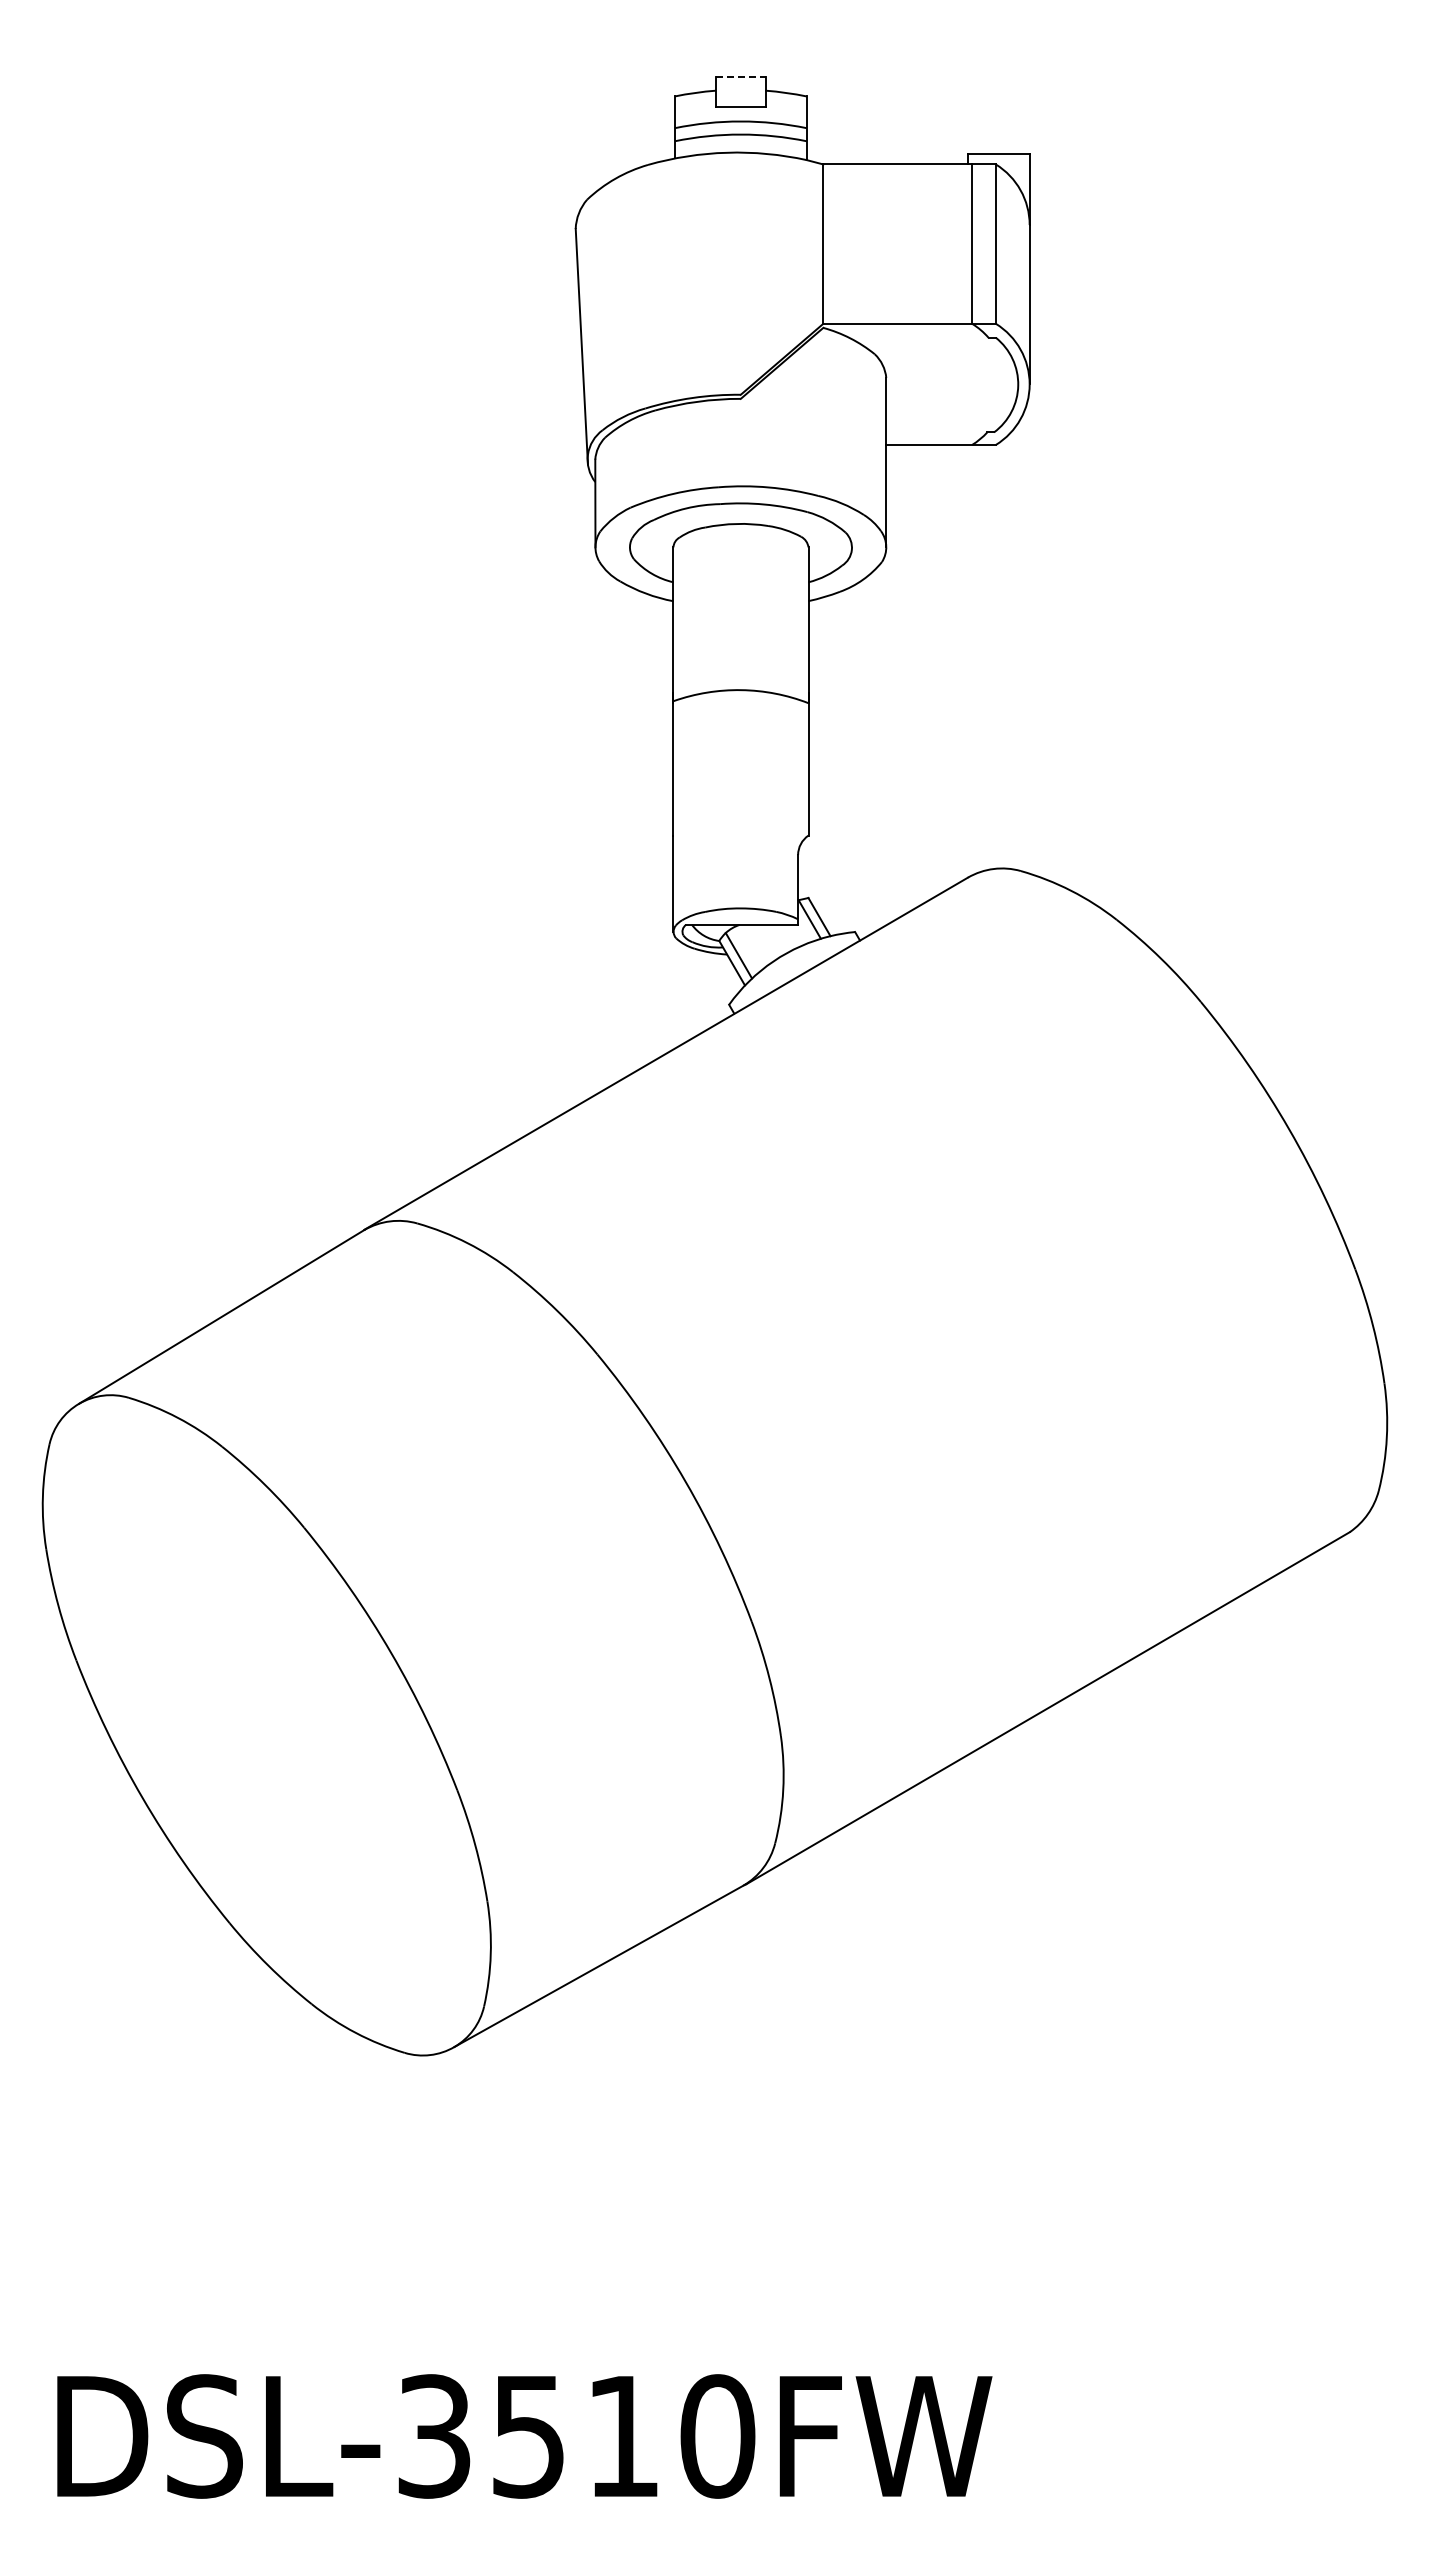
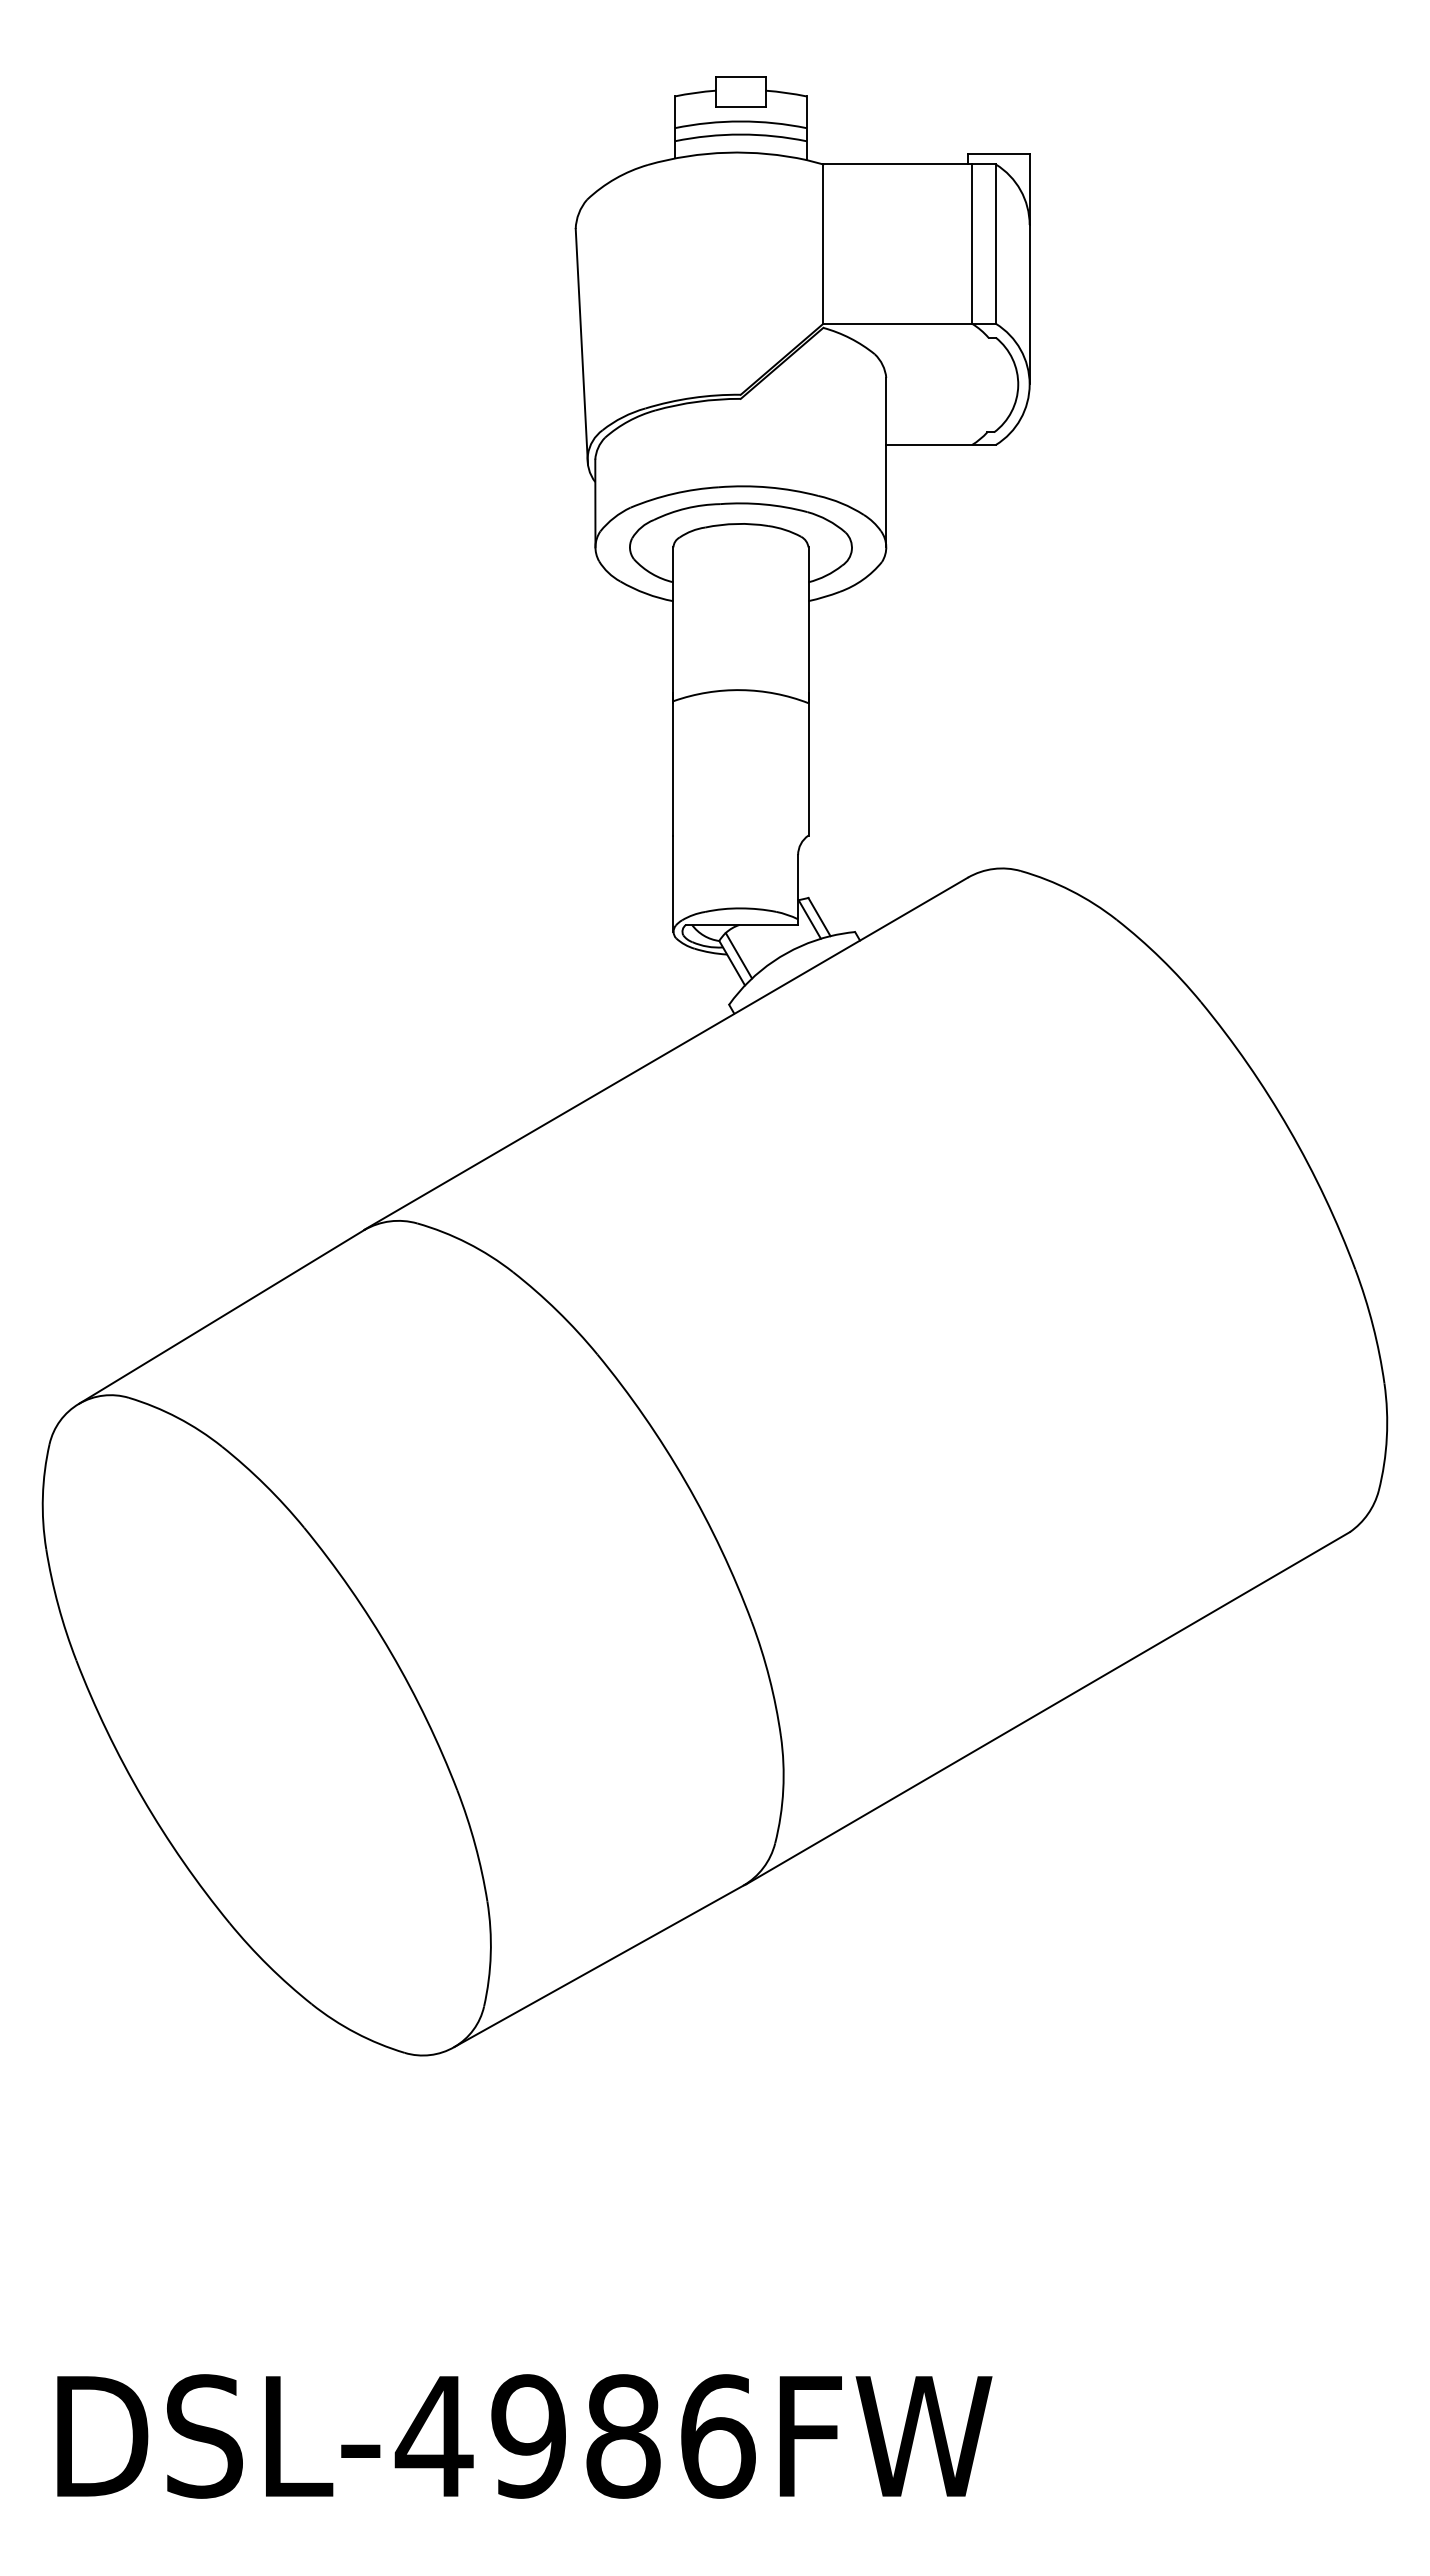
line: dashed -> solid (740, 77)
text: DSL-3510FW -> DSL-4986FW (574, 2436)
